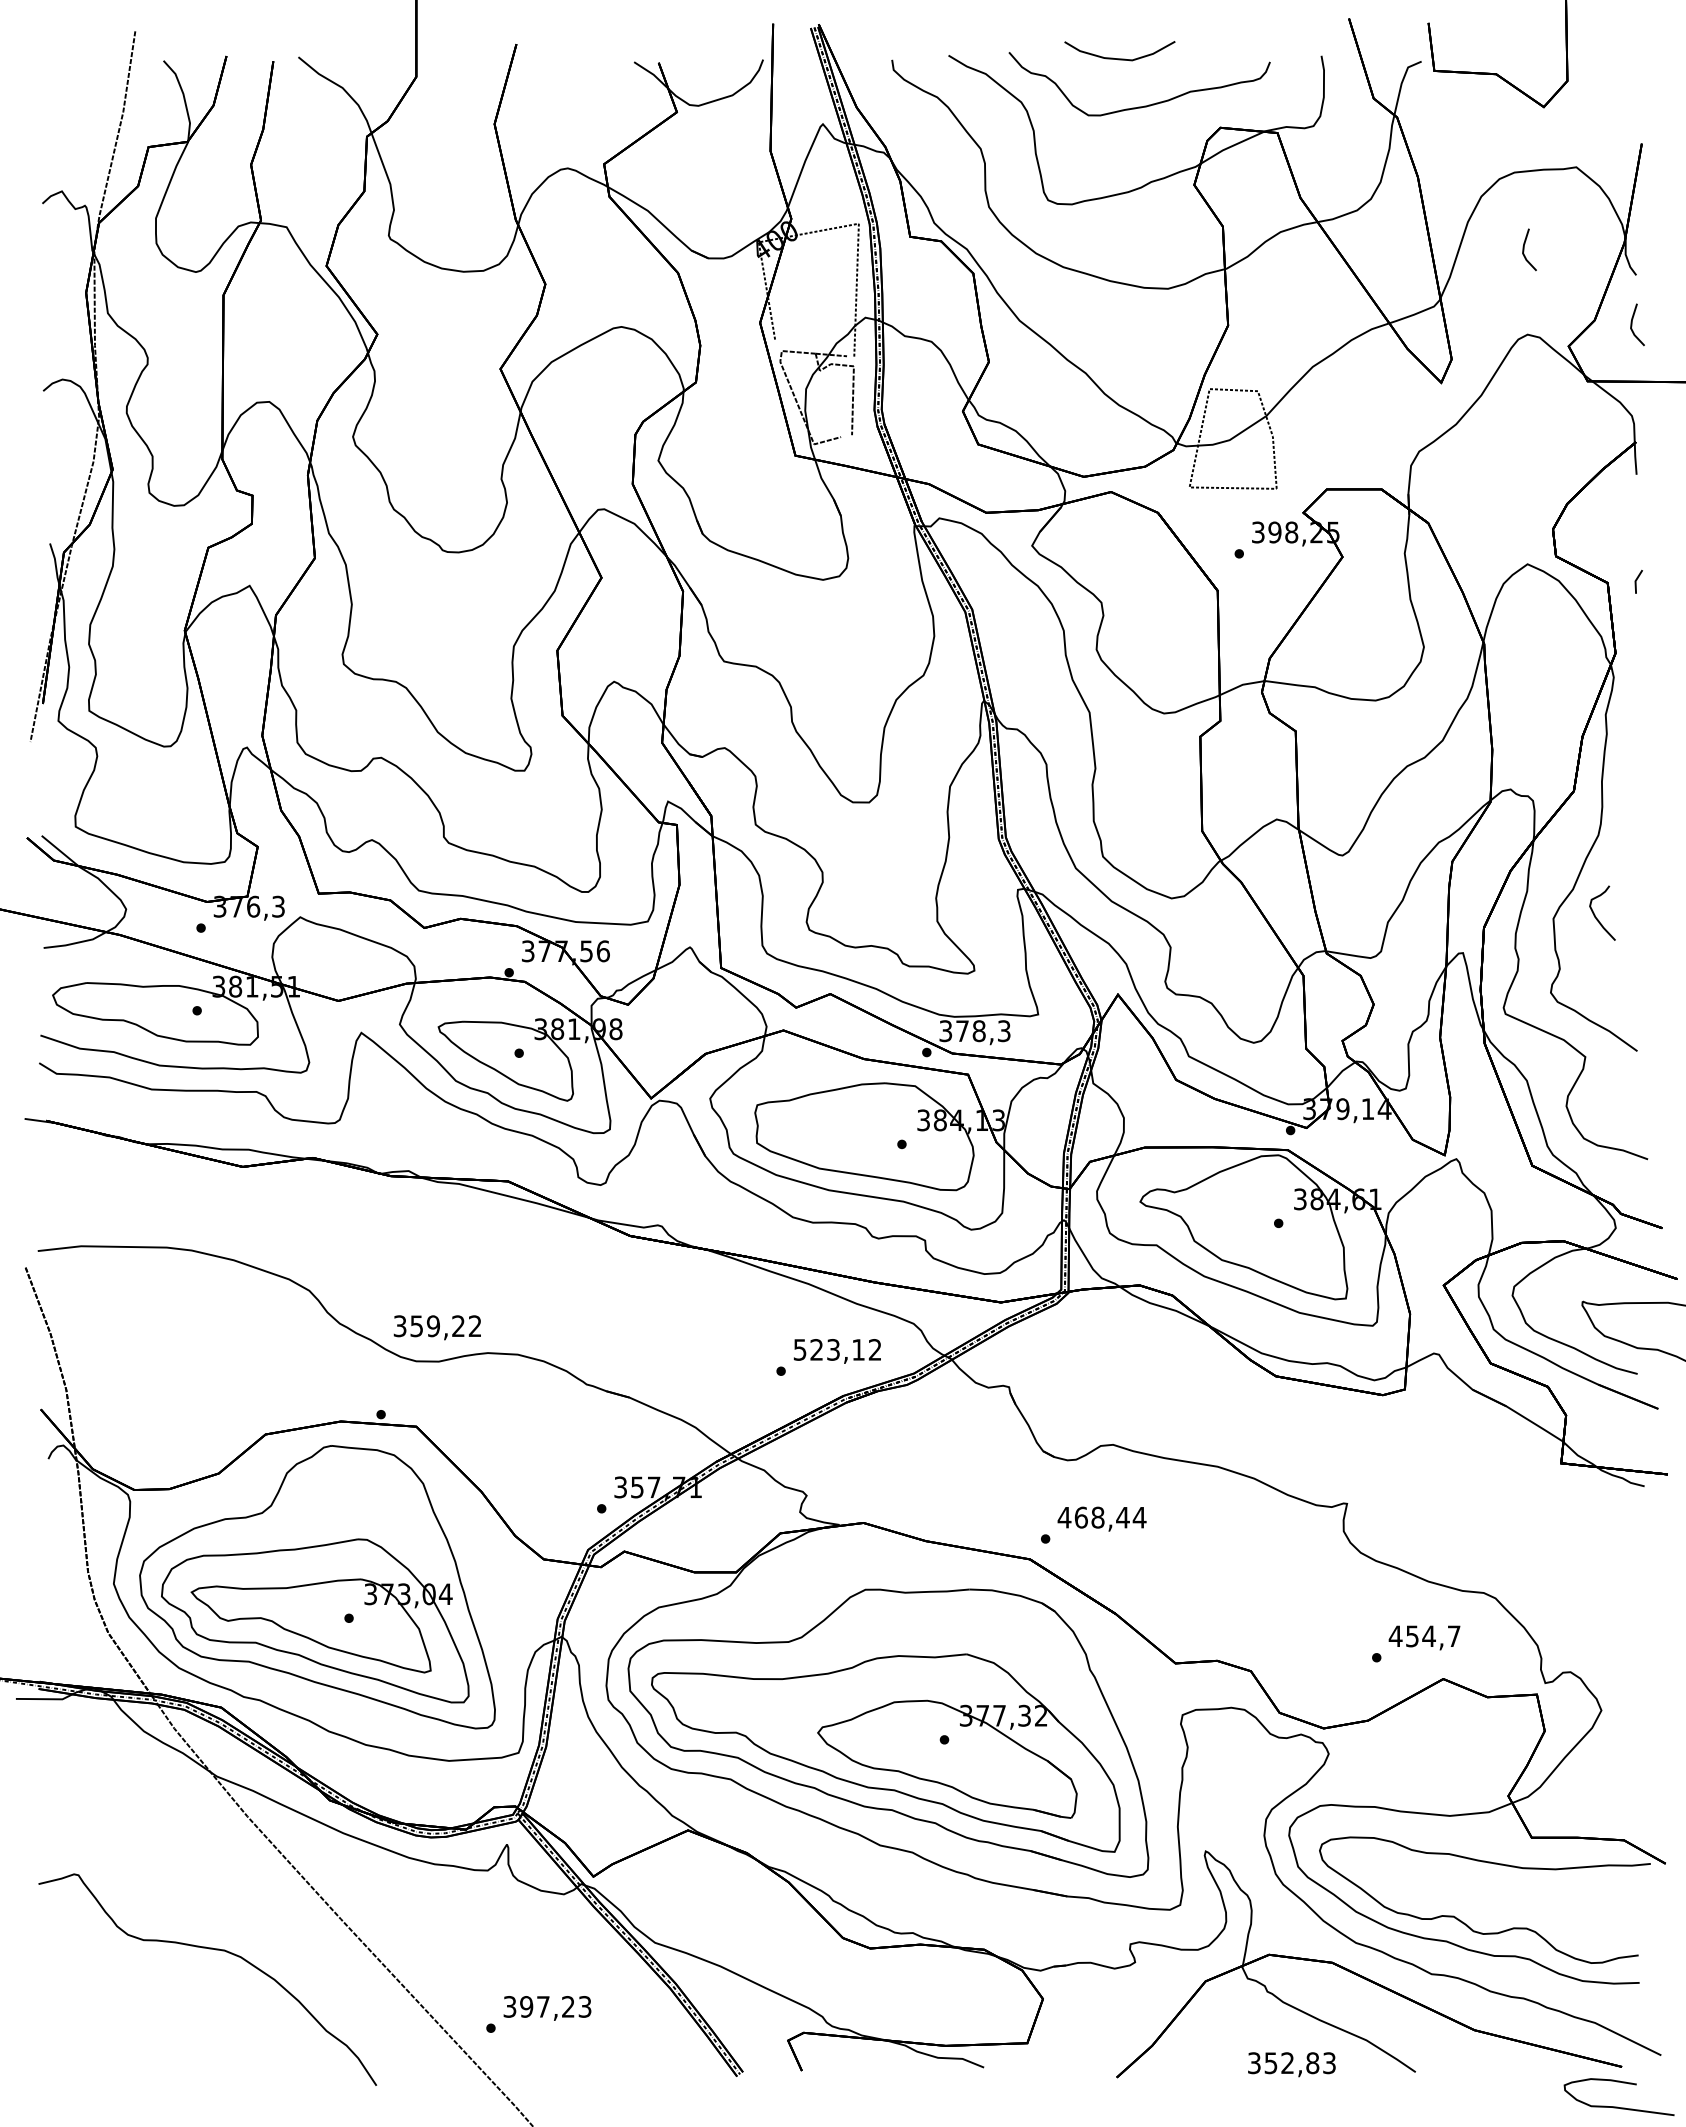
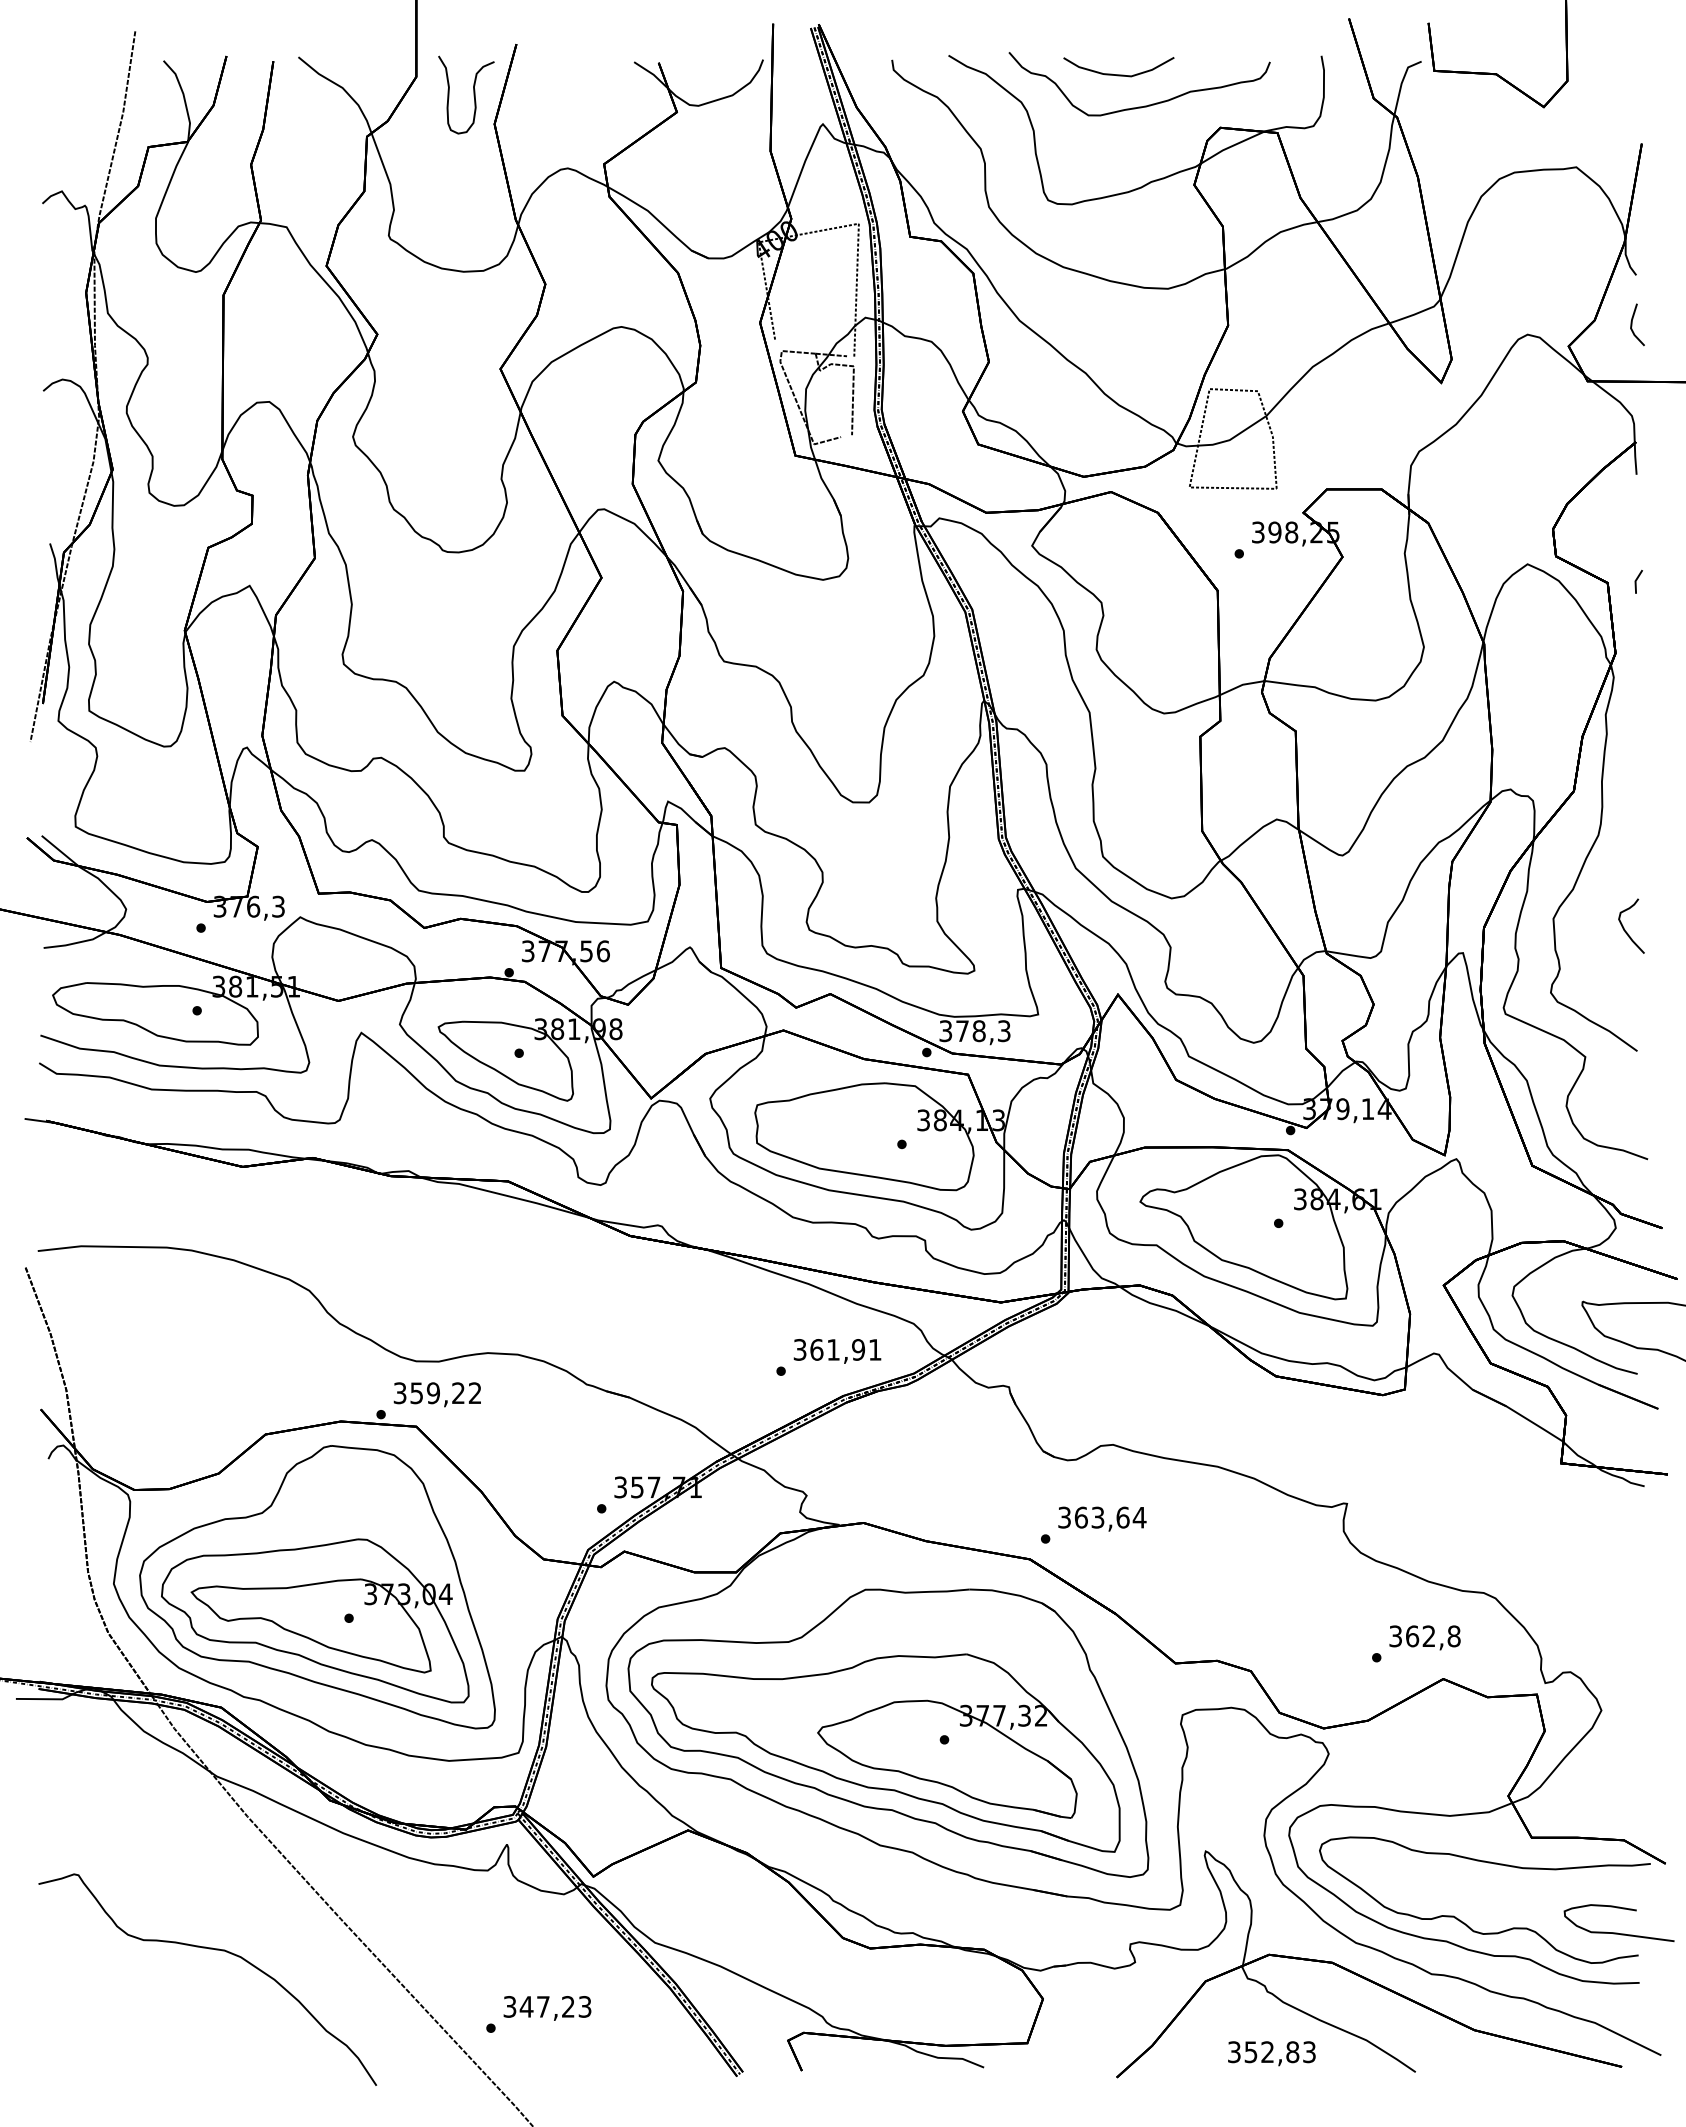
curve position: (1119, 58) -> (1118, 74) (1118, 74)
curve: none -> present (473, 94)
line: present -> none (1524, 249)
curve position: (1596, 916) -> (1625, 929) (1625, 929)
text position: (436, 1327) -> (436, 1394) (436, 1394)
text: 523,12 -> 361,91 (837, 1349)
text: 468,44 -> 363,64 (1093, 1517)
text: 454,7 -> 362,8 (1424, 1636)
text: 397,23 -> 347,23 (526, 2006)
text position: (1291, 2064) -> (1271, 2053) (1271, 2053)
curve position: (1617, 2106) -> (1617, 1932) (1617, 1932)
